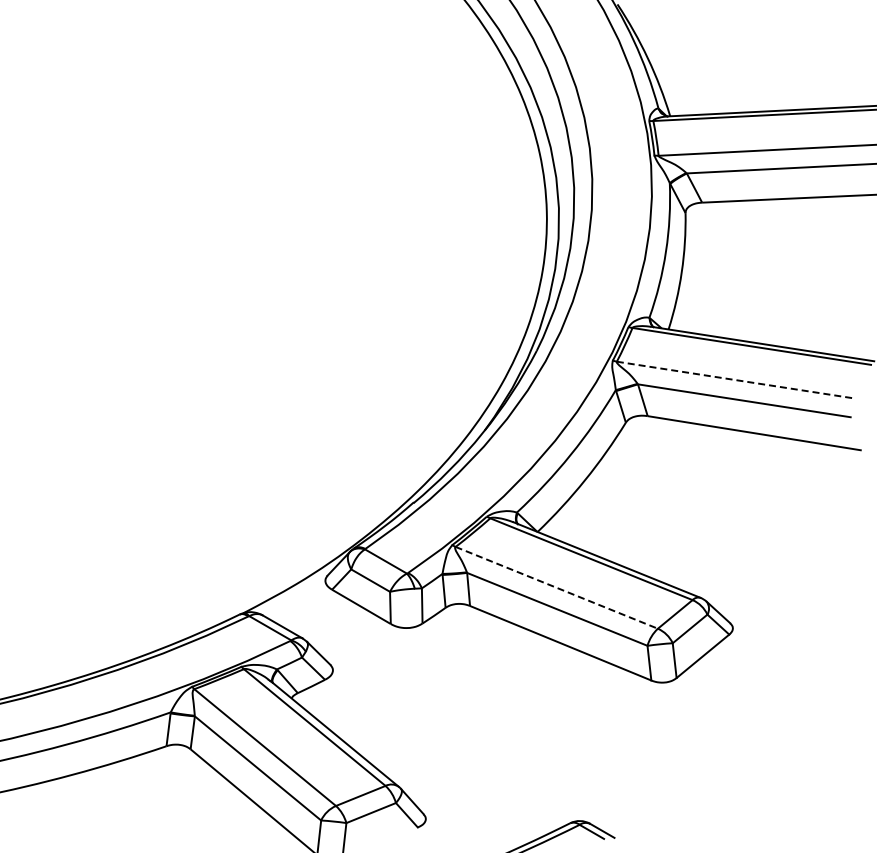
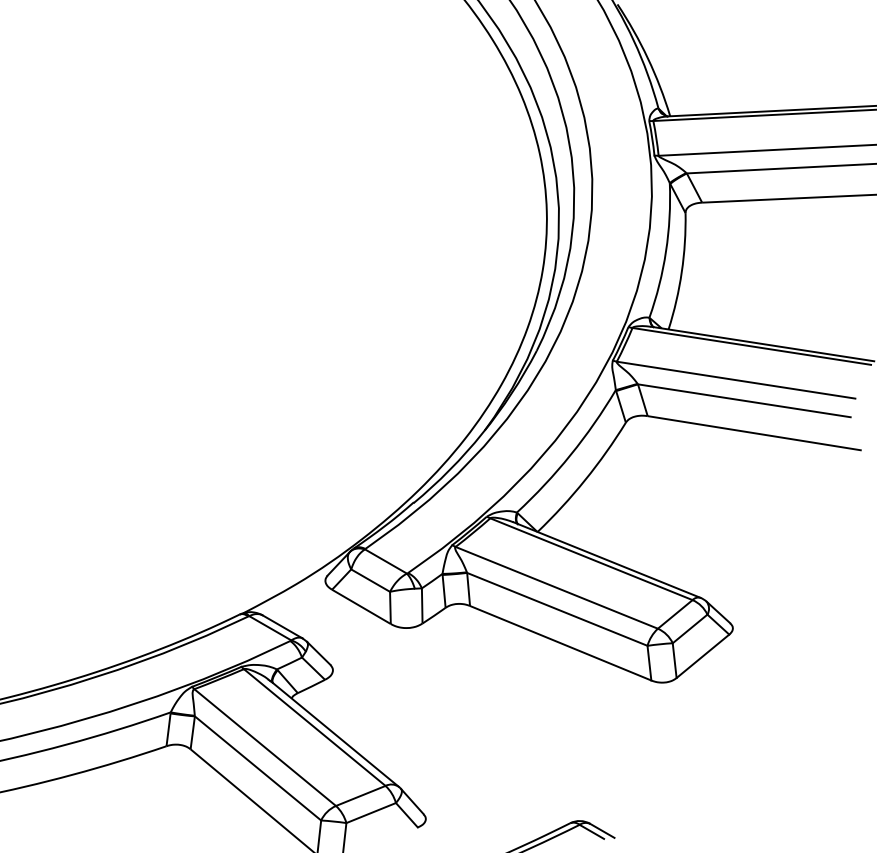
line: dashed -> solid (736, 380)
line: dashed -> solid (557, 588)
